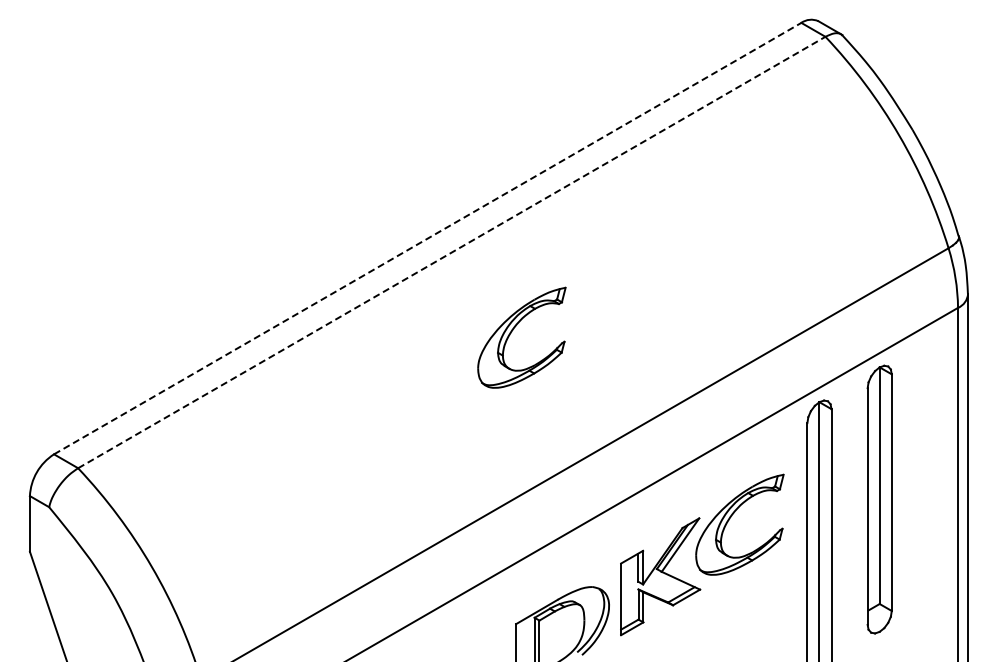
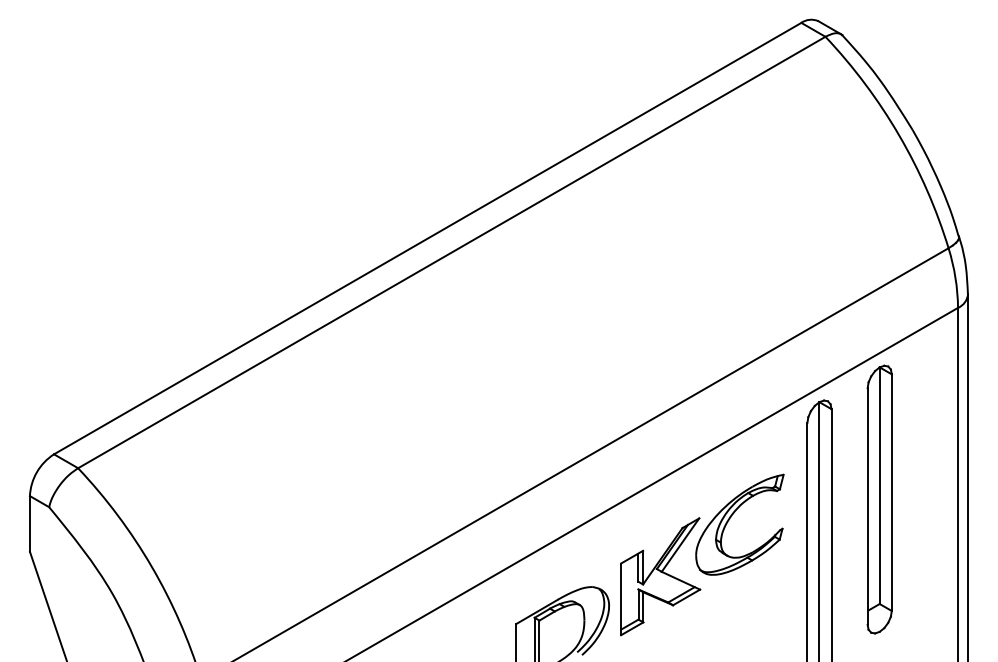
line: dashed -> solid (428, 238)
line: dashed -> solid (452, 252)
part: present -> none (513, 330)
